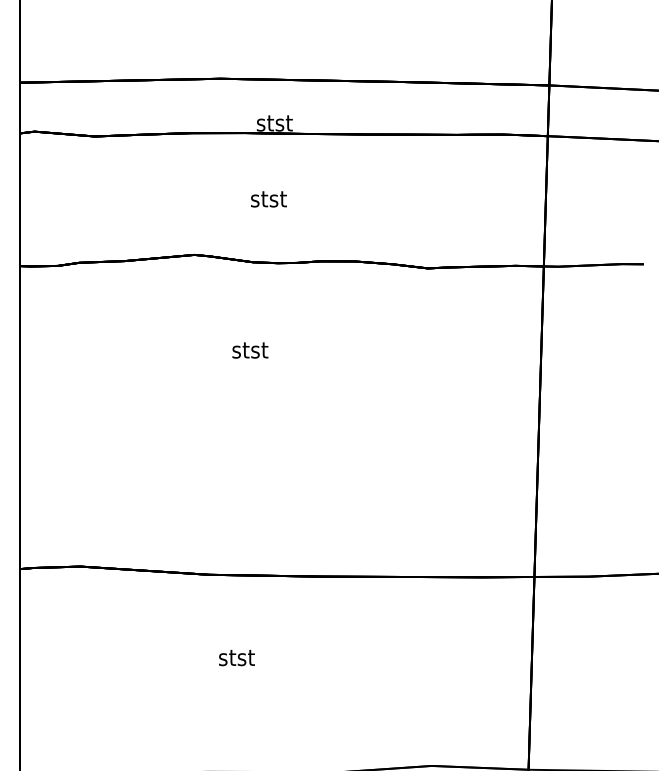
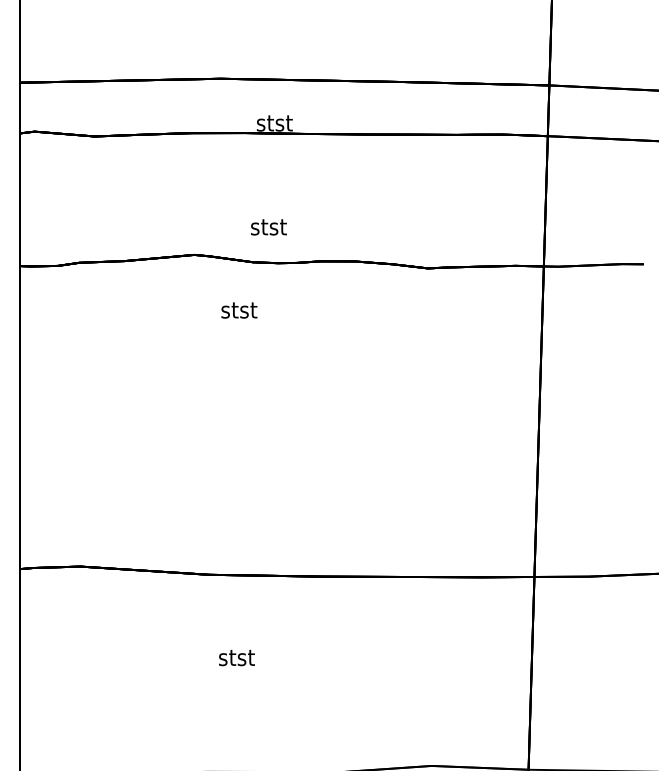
text position: (268, 199) -> (268, 227) (268, 227)
text position: (250, 350) -> (239, 310) (239, 310)
